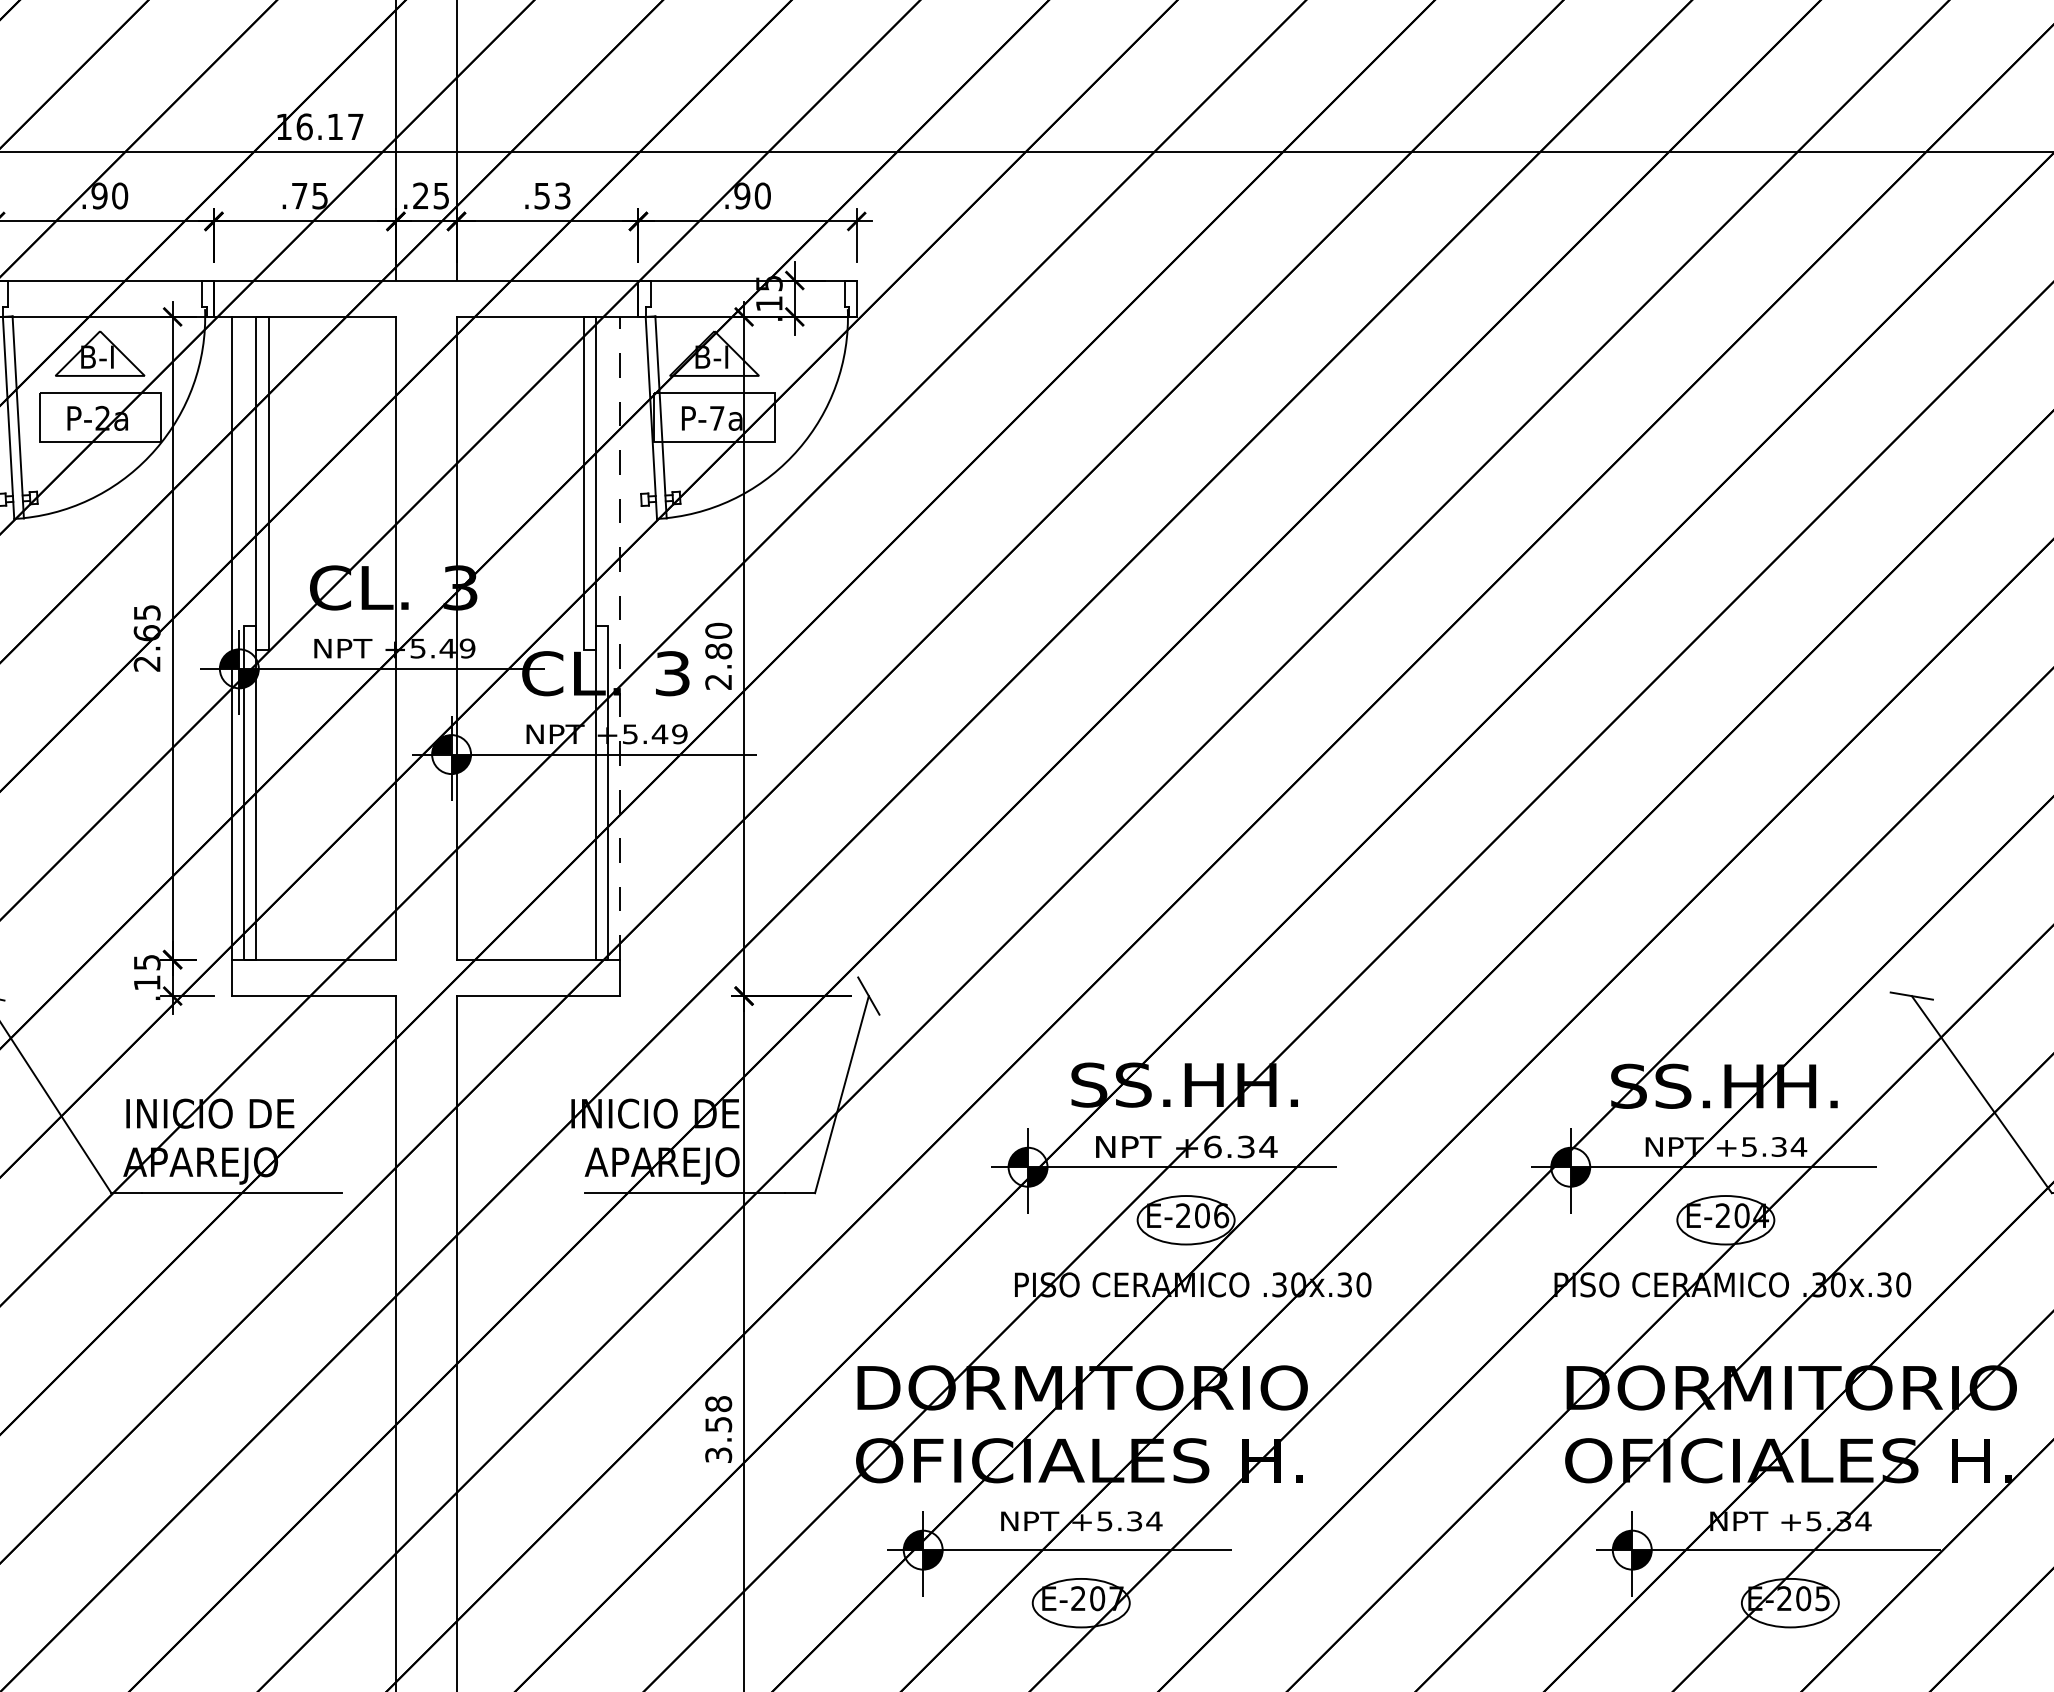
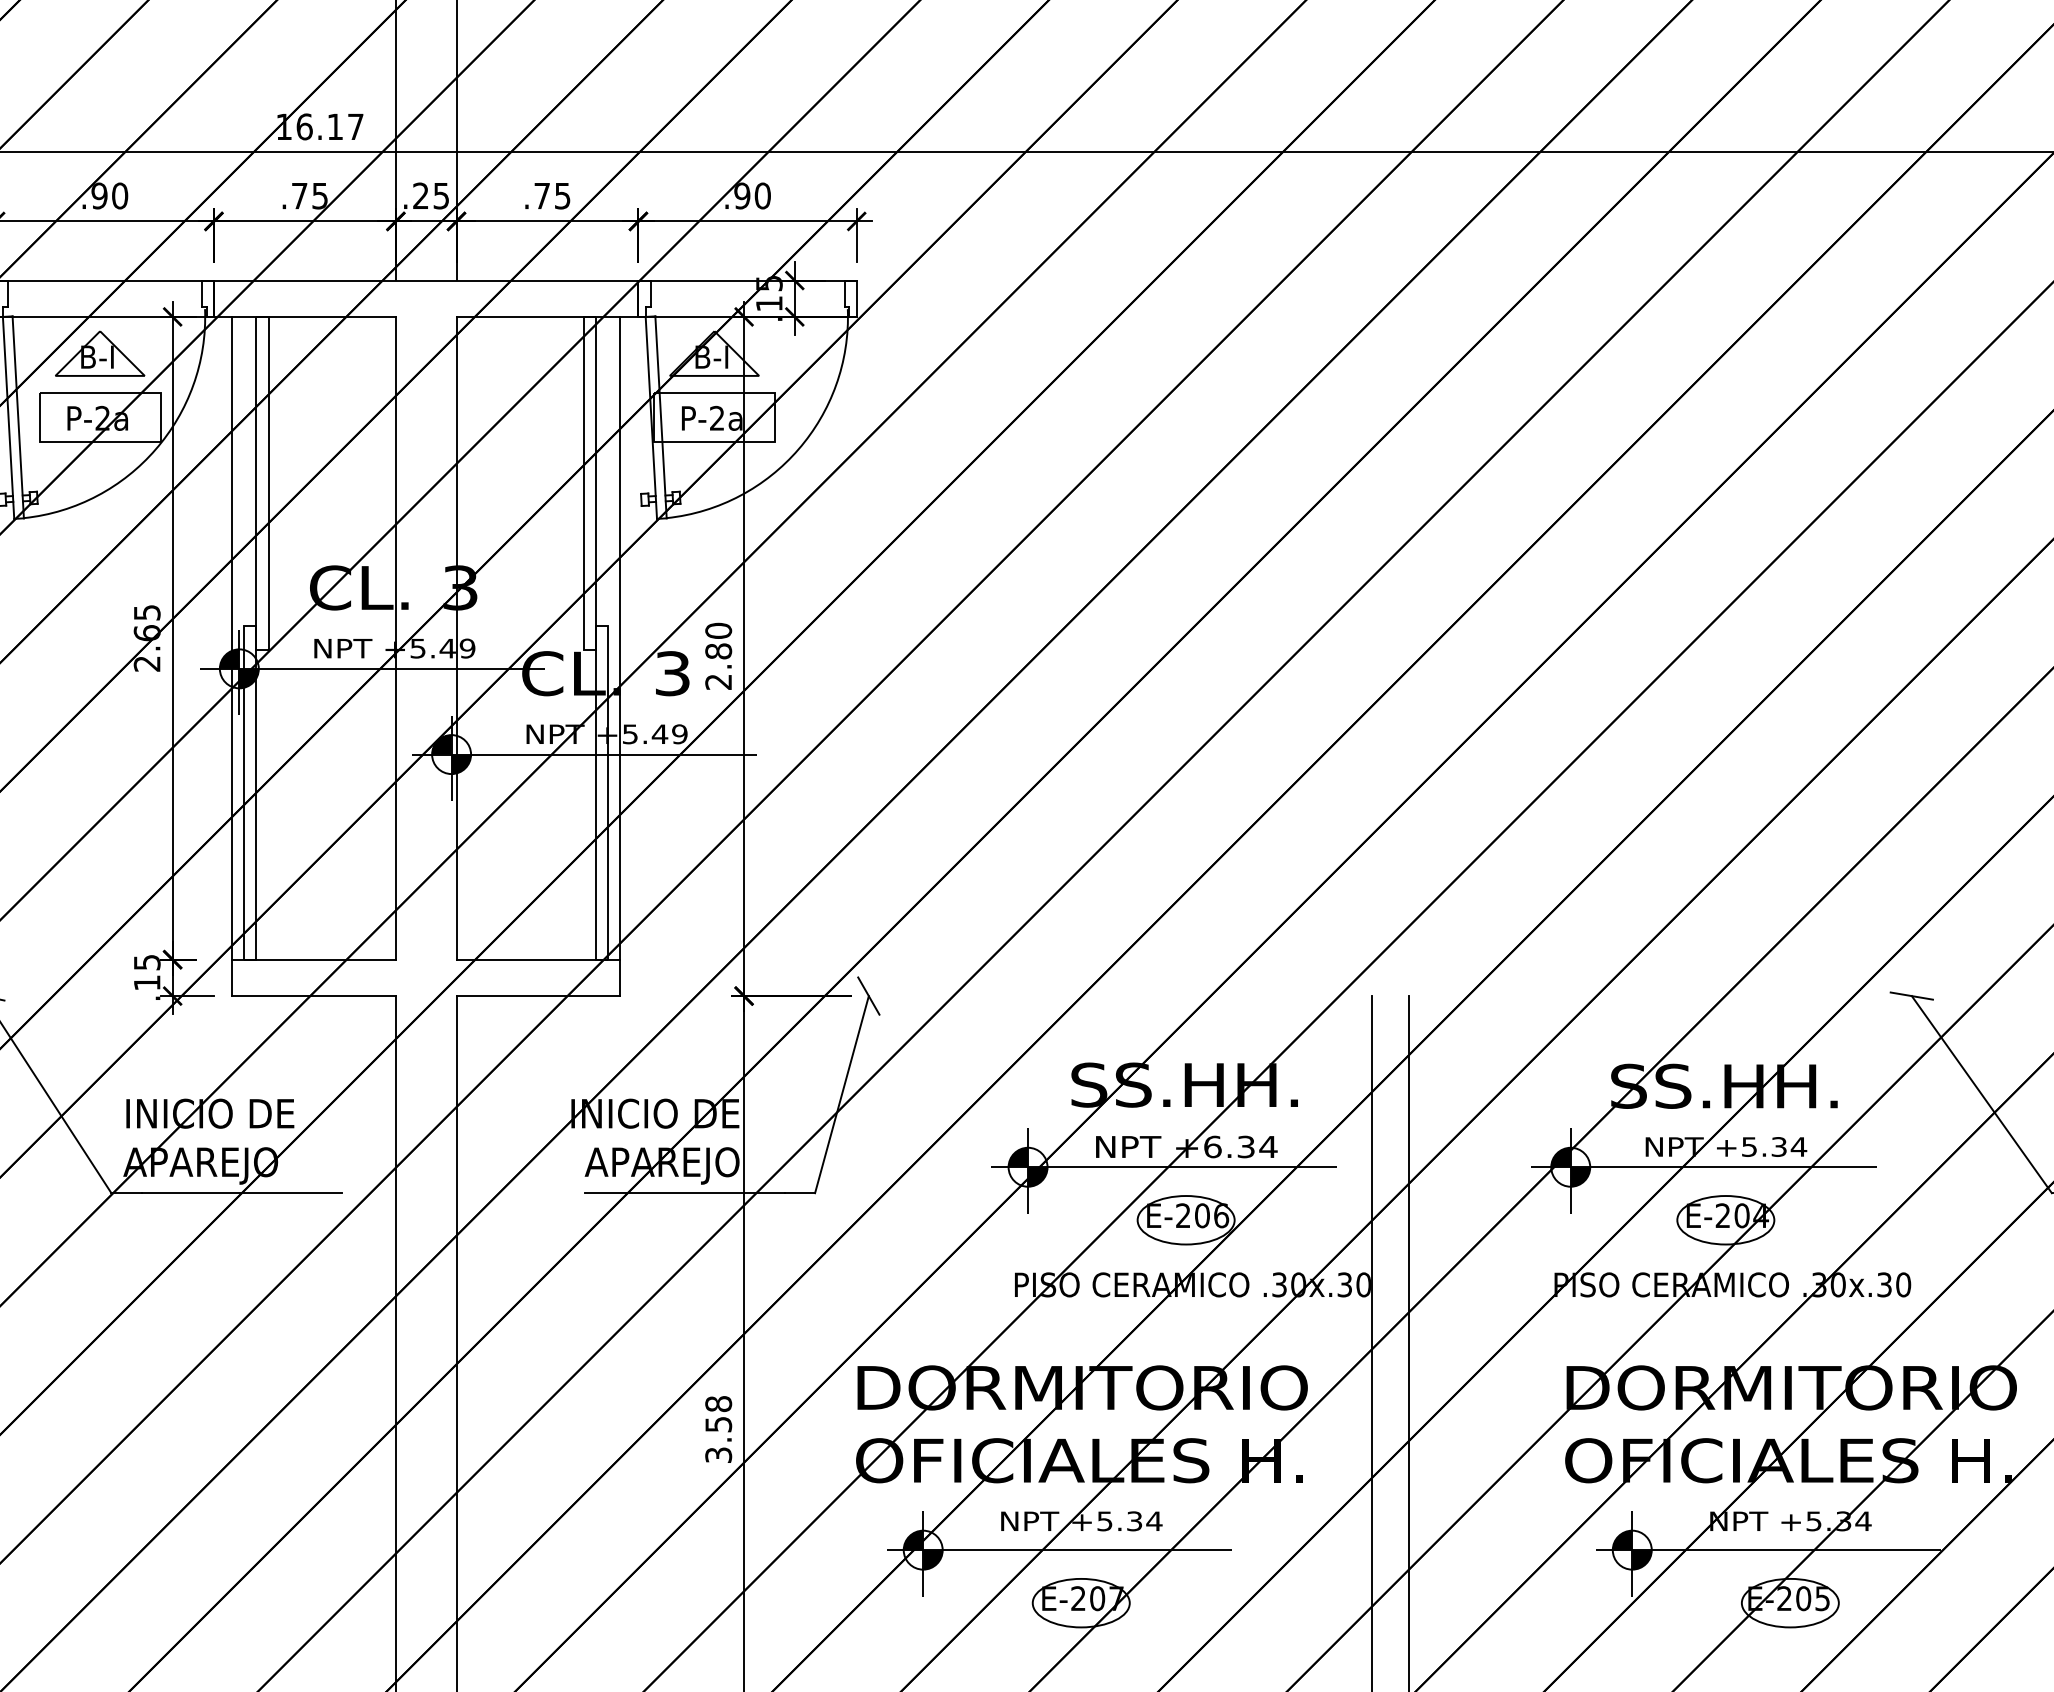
text: .53 -> .75 (552, 195)
text: P-7a -> P-2a (717, 417)
line: dashed -> solid (620, 637)
line: none -> present (1372, 1342)
line: none -> present (1408, 1342)
